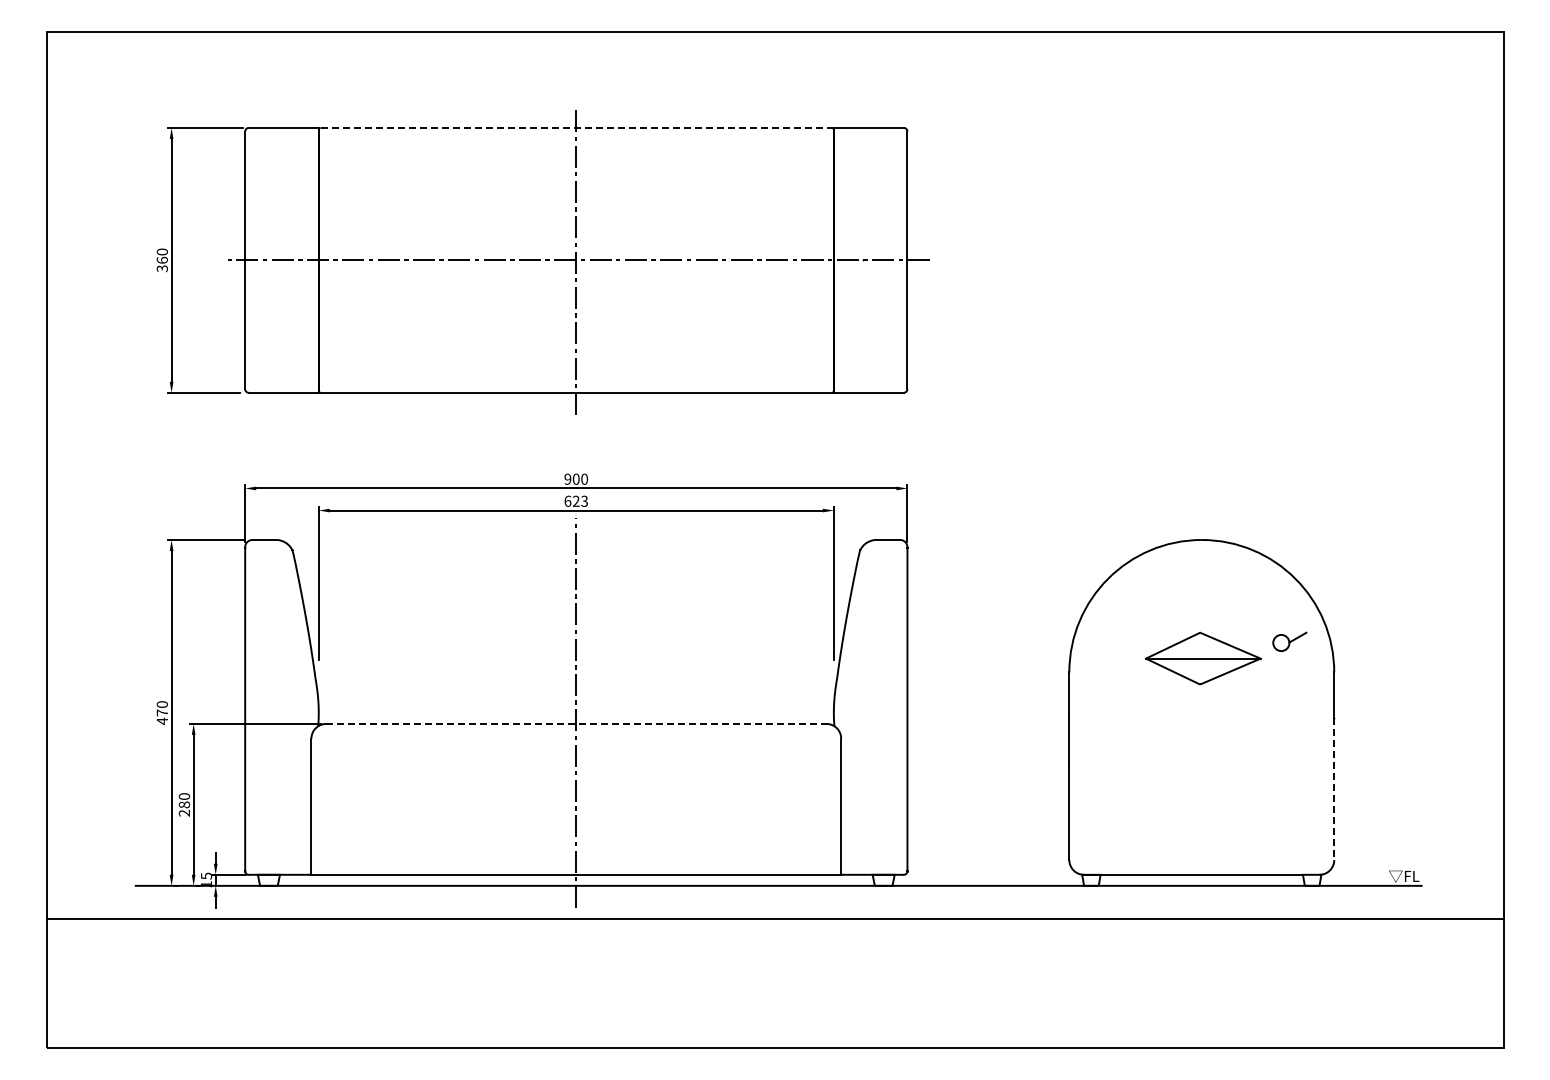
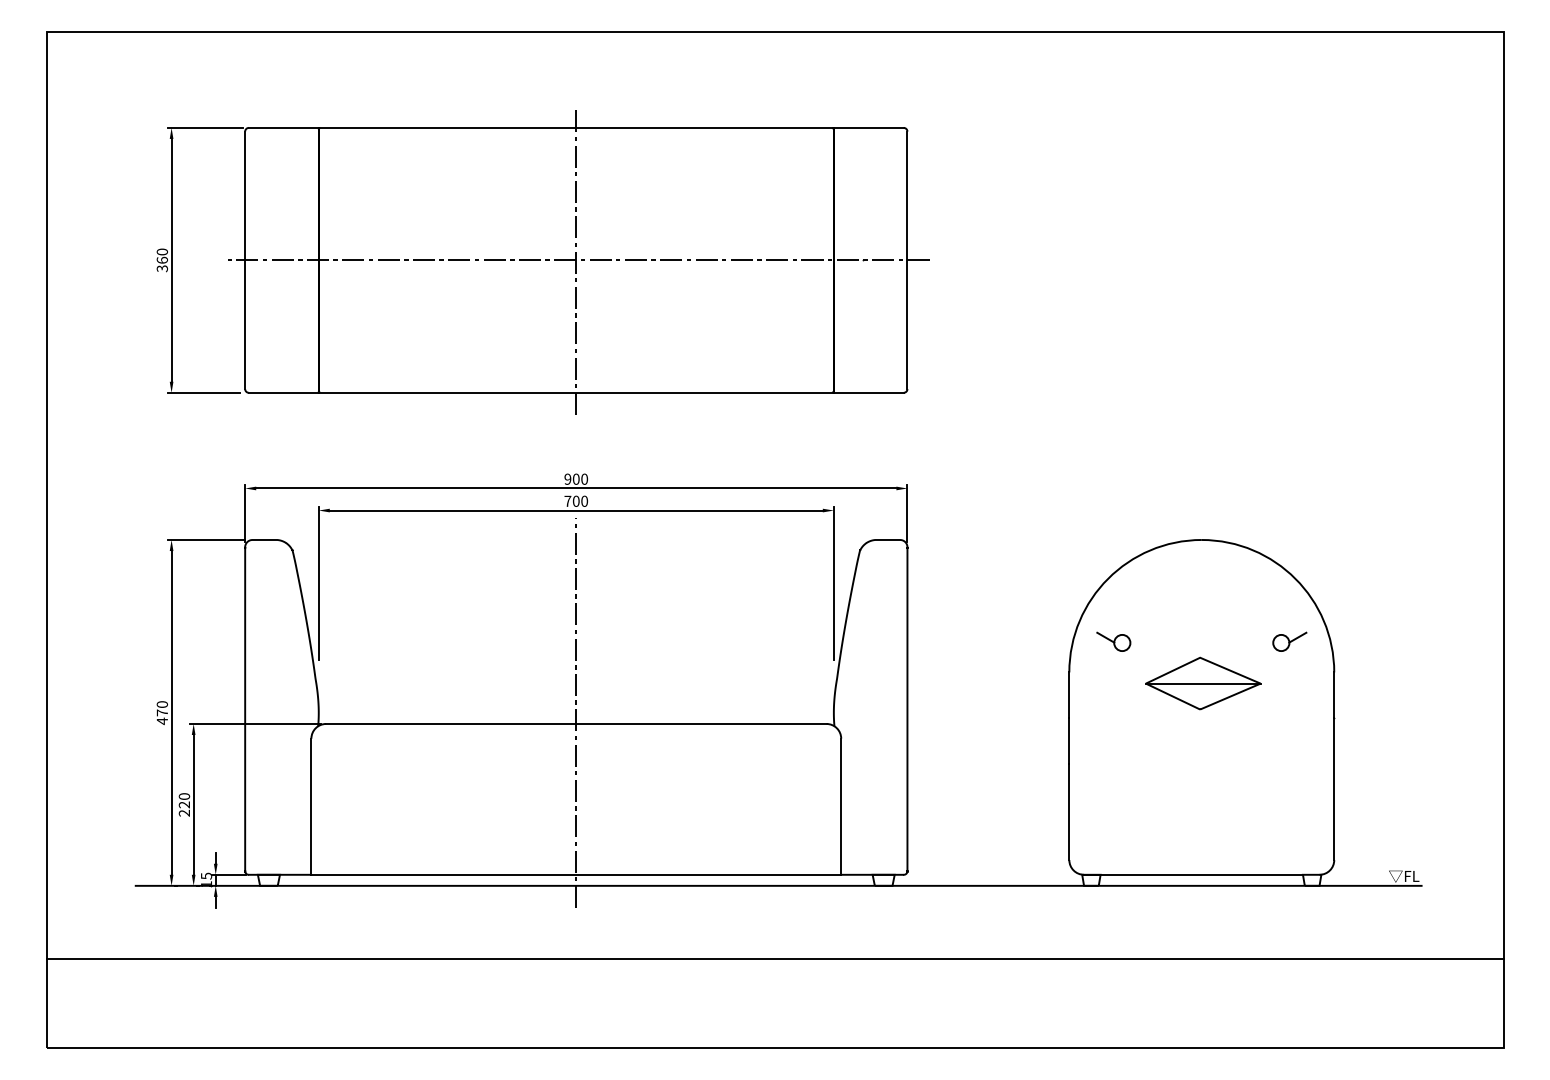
line: dashed -> solid (576, 127)
text: 623 -> 700 (576, 500)
part: none -> present (1113, 641)
part position: (1203, 658) -> (1203, 683) (1203, 683)
line: dashed -> solid (576, 723)
line: dashed -> solid (1334, 789)
text: 280 -> 220 (184, 804)
line position: (774, 919) -> (774, 959) (774, 959)
